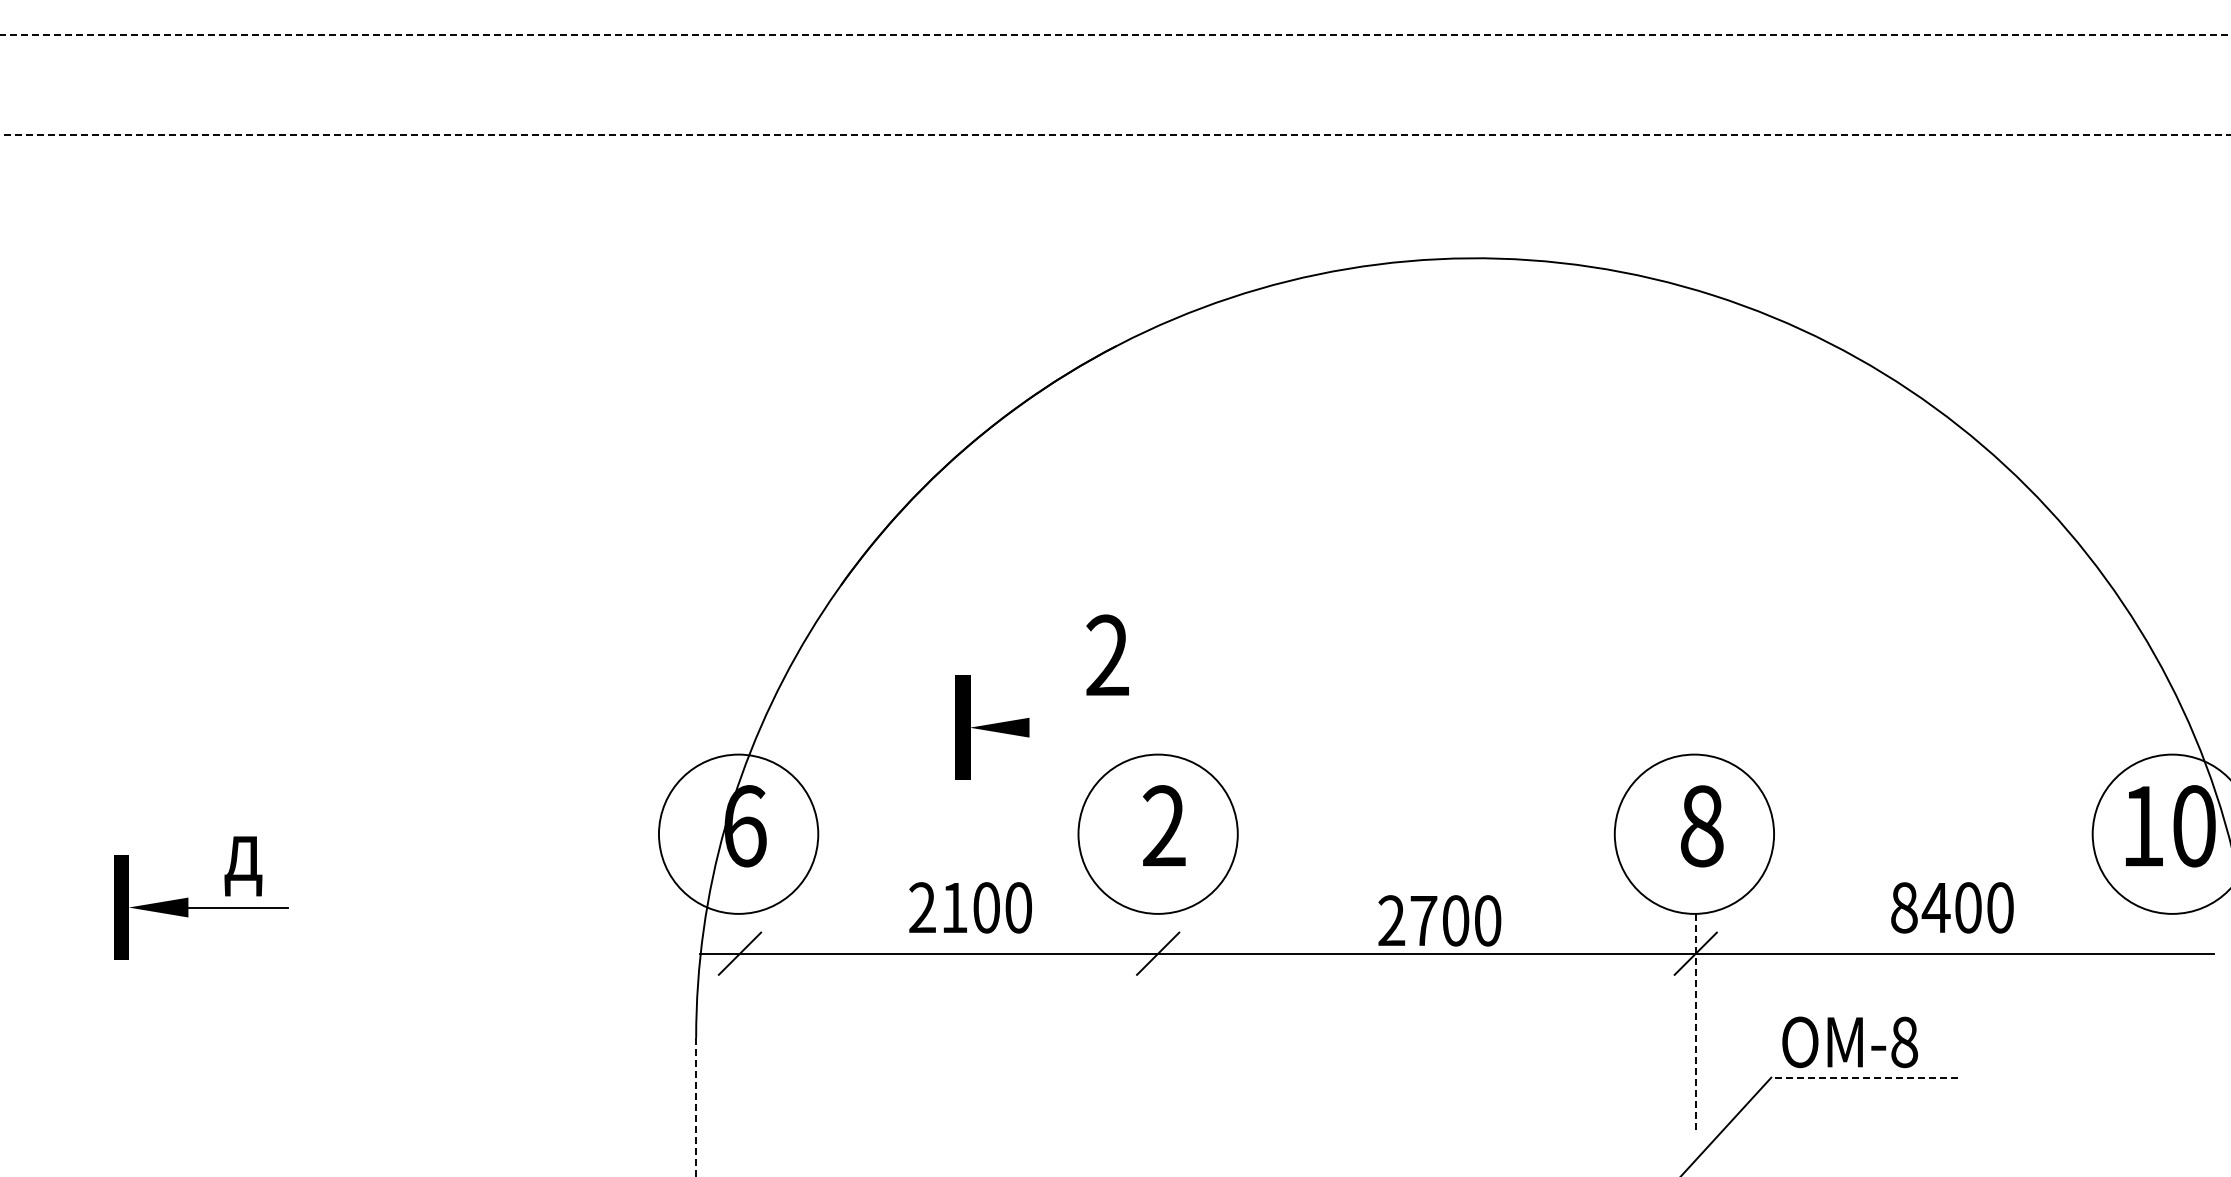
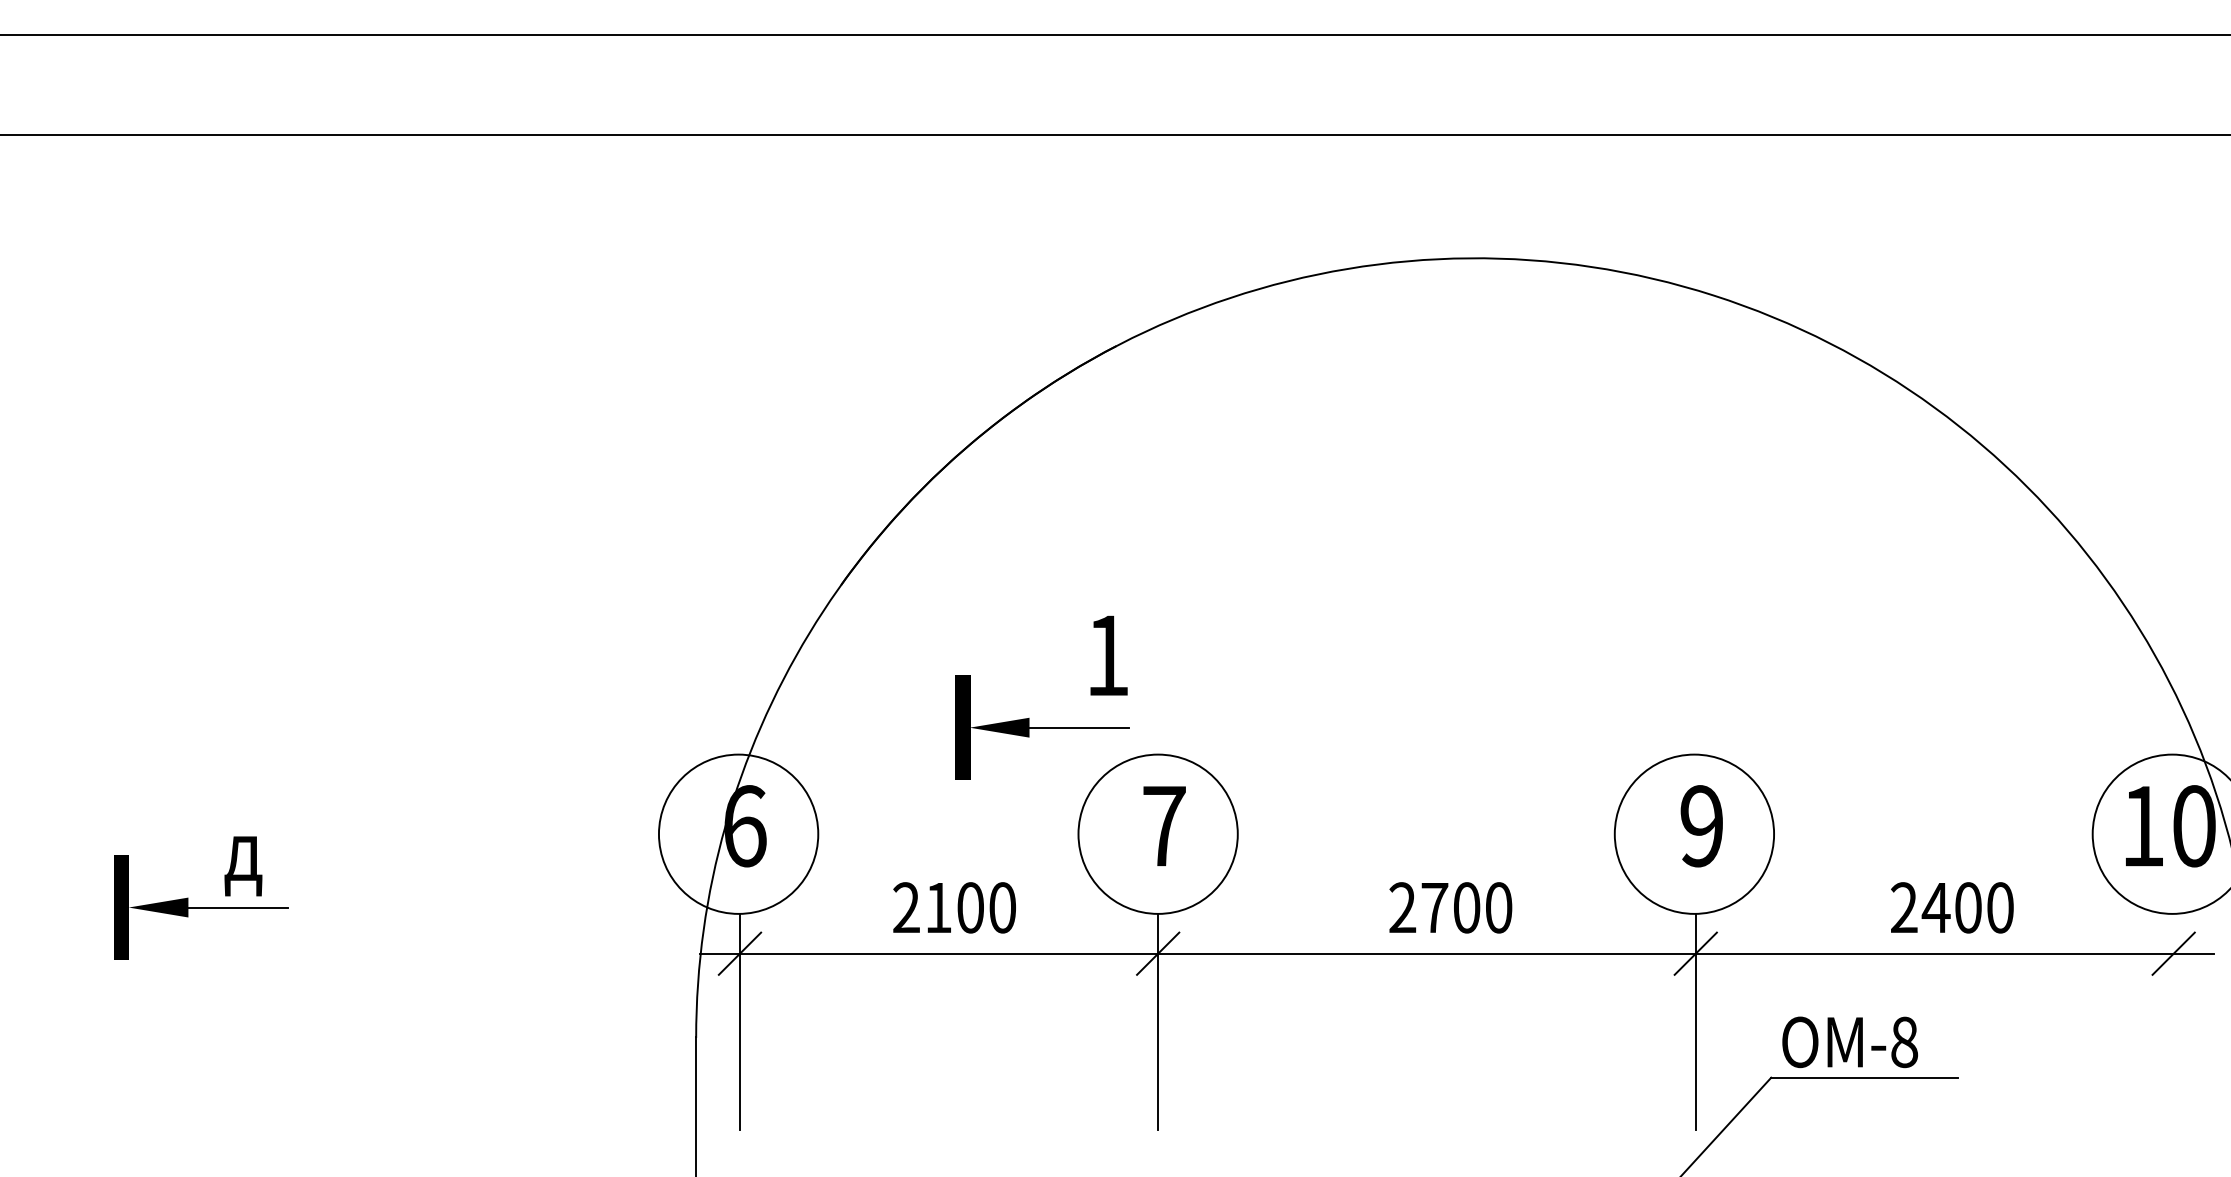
line: dashed -> solid (1114, 35)
line: dashed -> solid (1115, 134)
text: 2 -> 1 (1107, 654)
line: none -> present (1079, 727)
text: 2 -> 7 (1163, 825)
text: 8 -> 9 (1701, 826)
text position: (970, 907) -> (954, 907) (954, 907)
text: 8400 -> 2400 (1904, 907)
text position: (1439, 920) -> (1450, 907) (1450, 907)
line: none -> present (2173, 953)
line: none -> present (739, 1021)
line: none -> present (1158, 1021)
line: dashed -> solid (1695, 1022)
line: dashed -> solid (1864, 1077)
line: dashed -> solid (696, 1106)
